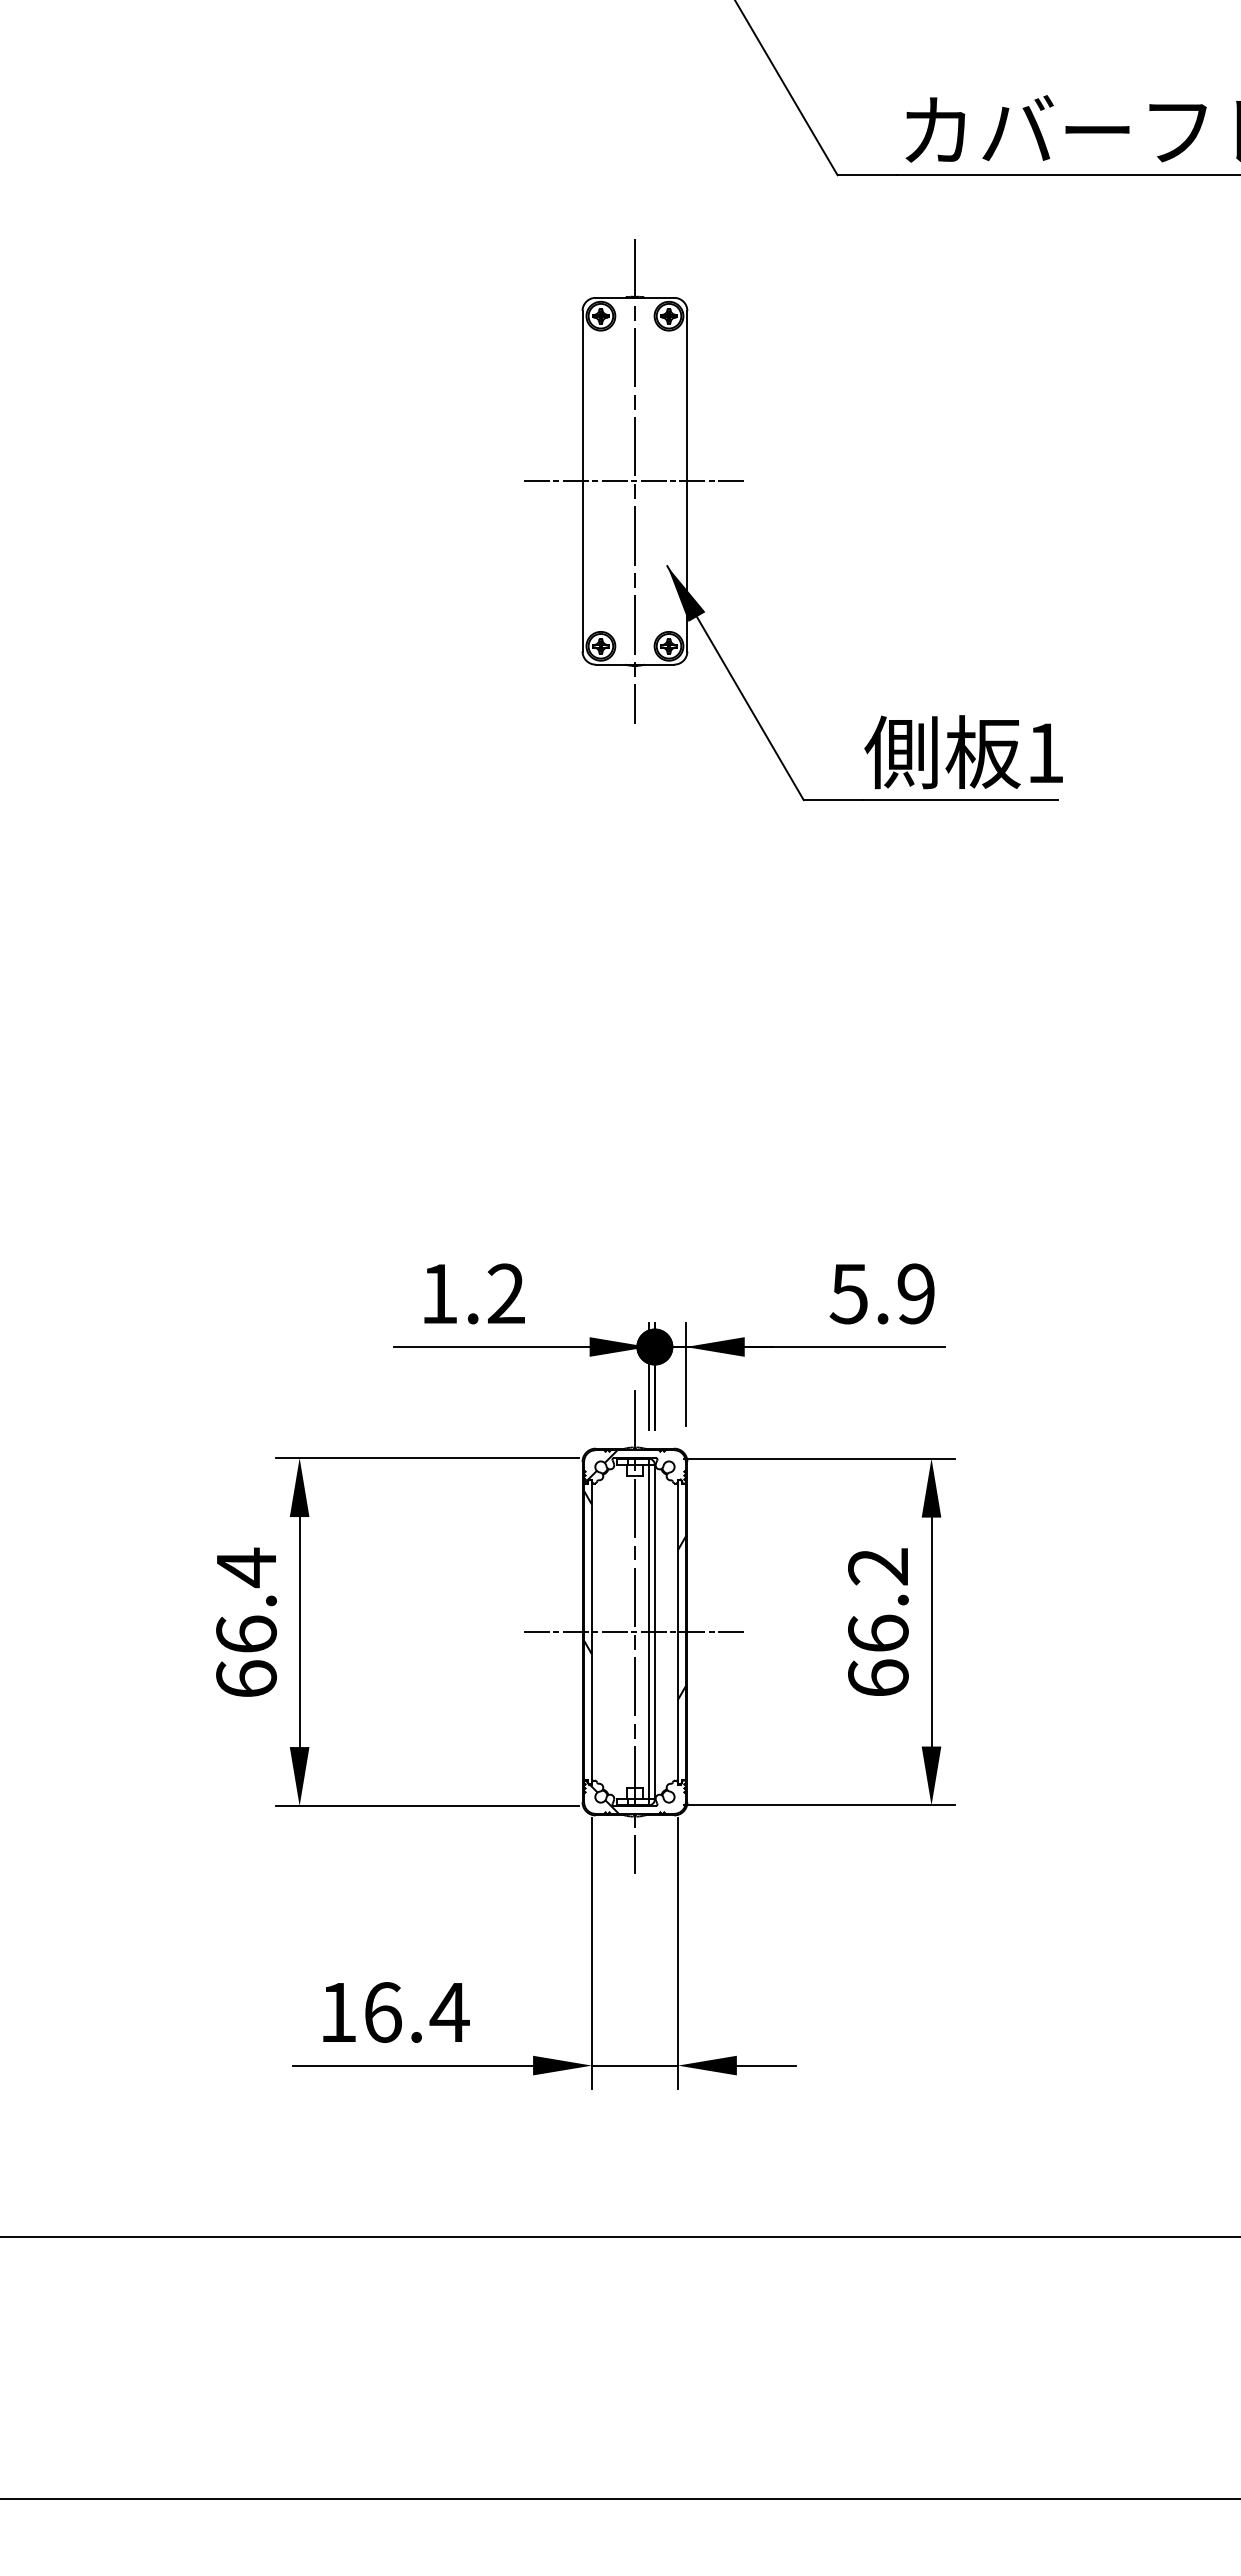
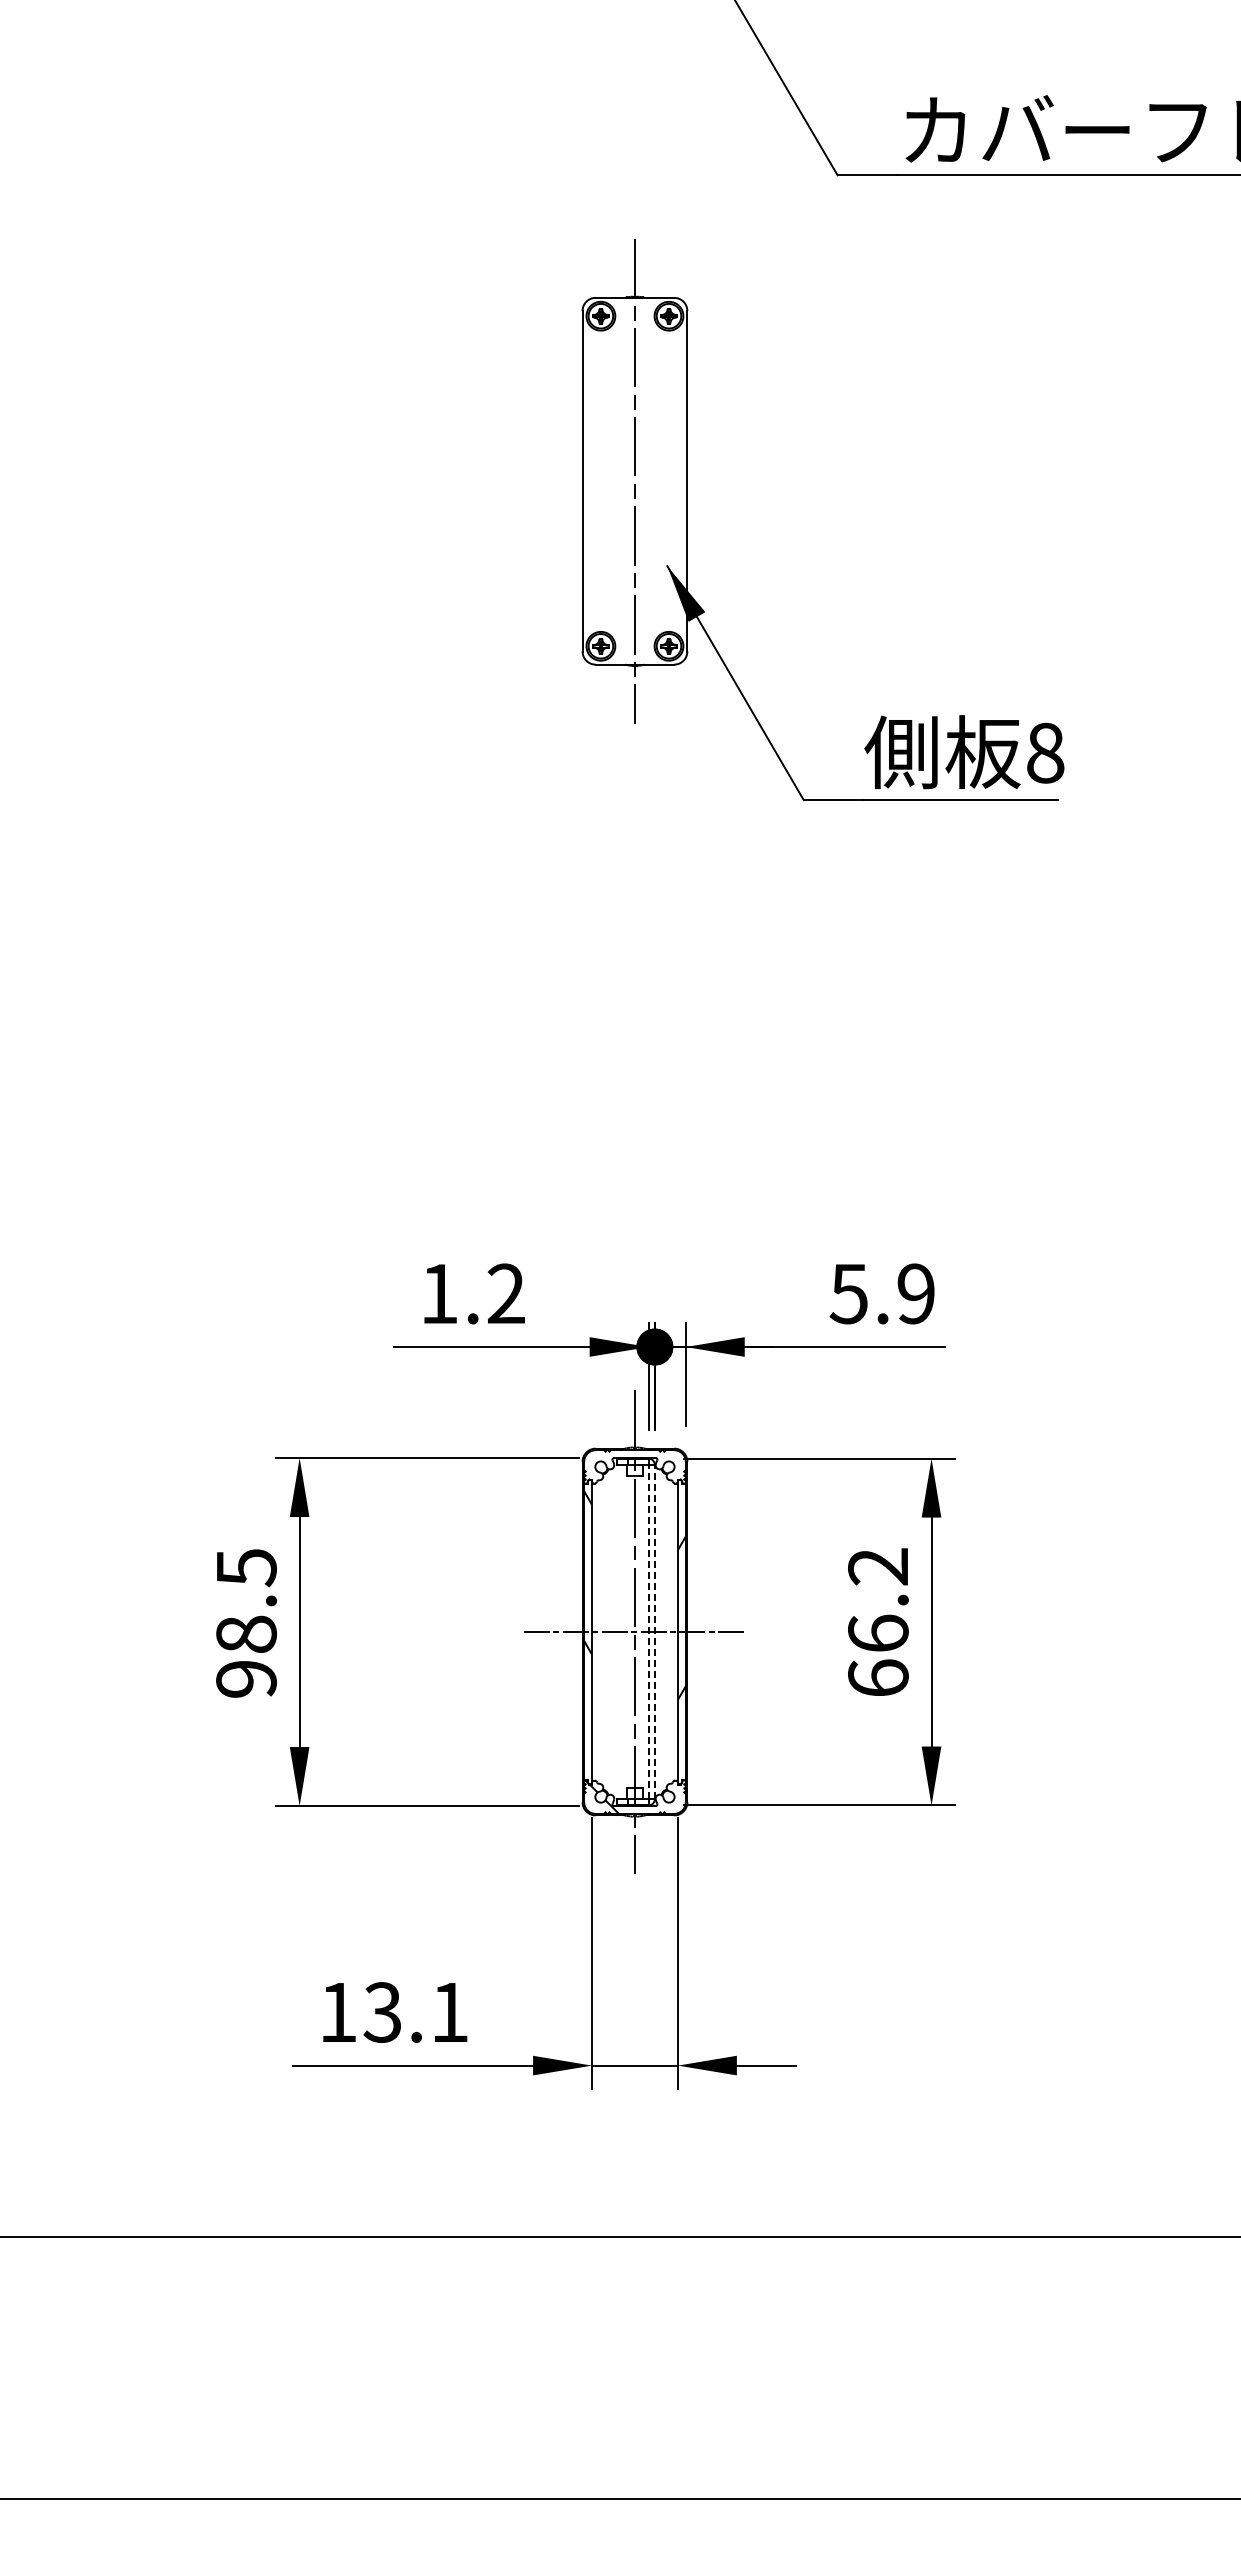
line: present -> none (634, 481)
text: 1 -> 8 (1045, 752)
hatch: present -> none (600, 1466)
text: 66.4 -> 98.5 (246, 1622)
line: solid -> dashed (648, 1631)
line: solid -> dashed (654, 1631)
text: 16.4 -> 13.1 (416, 2012)
